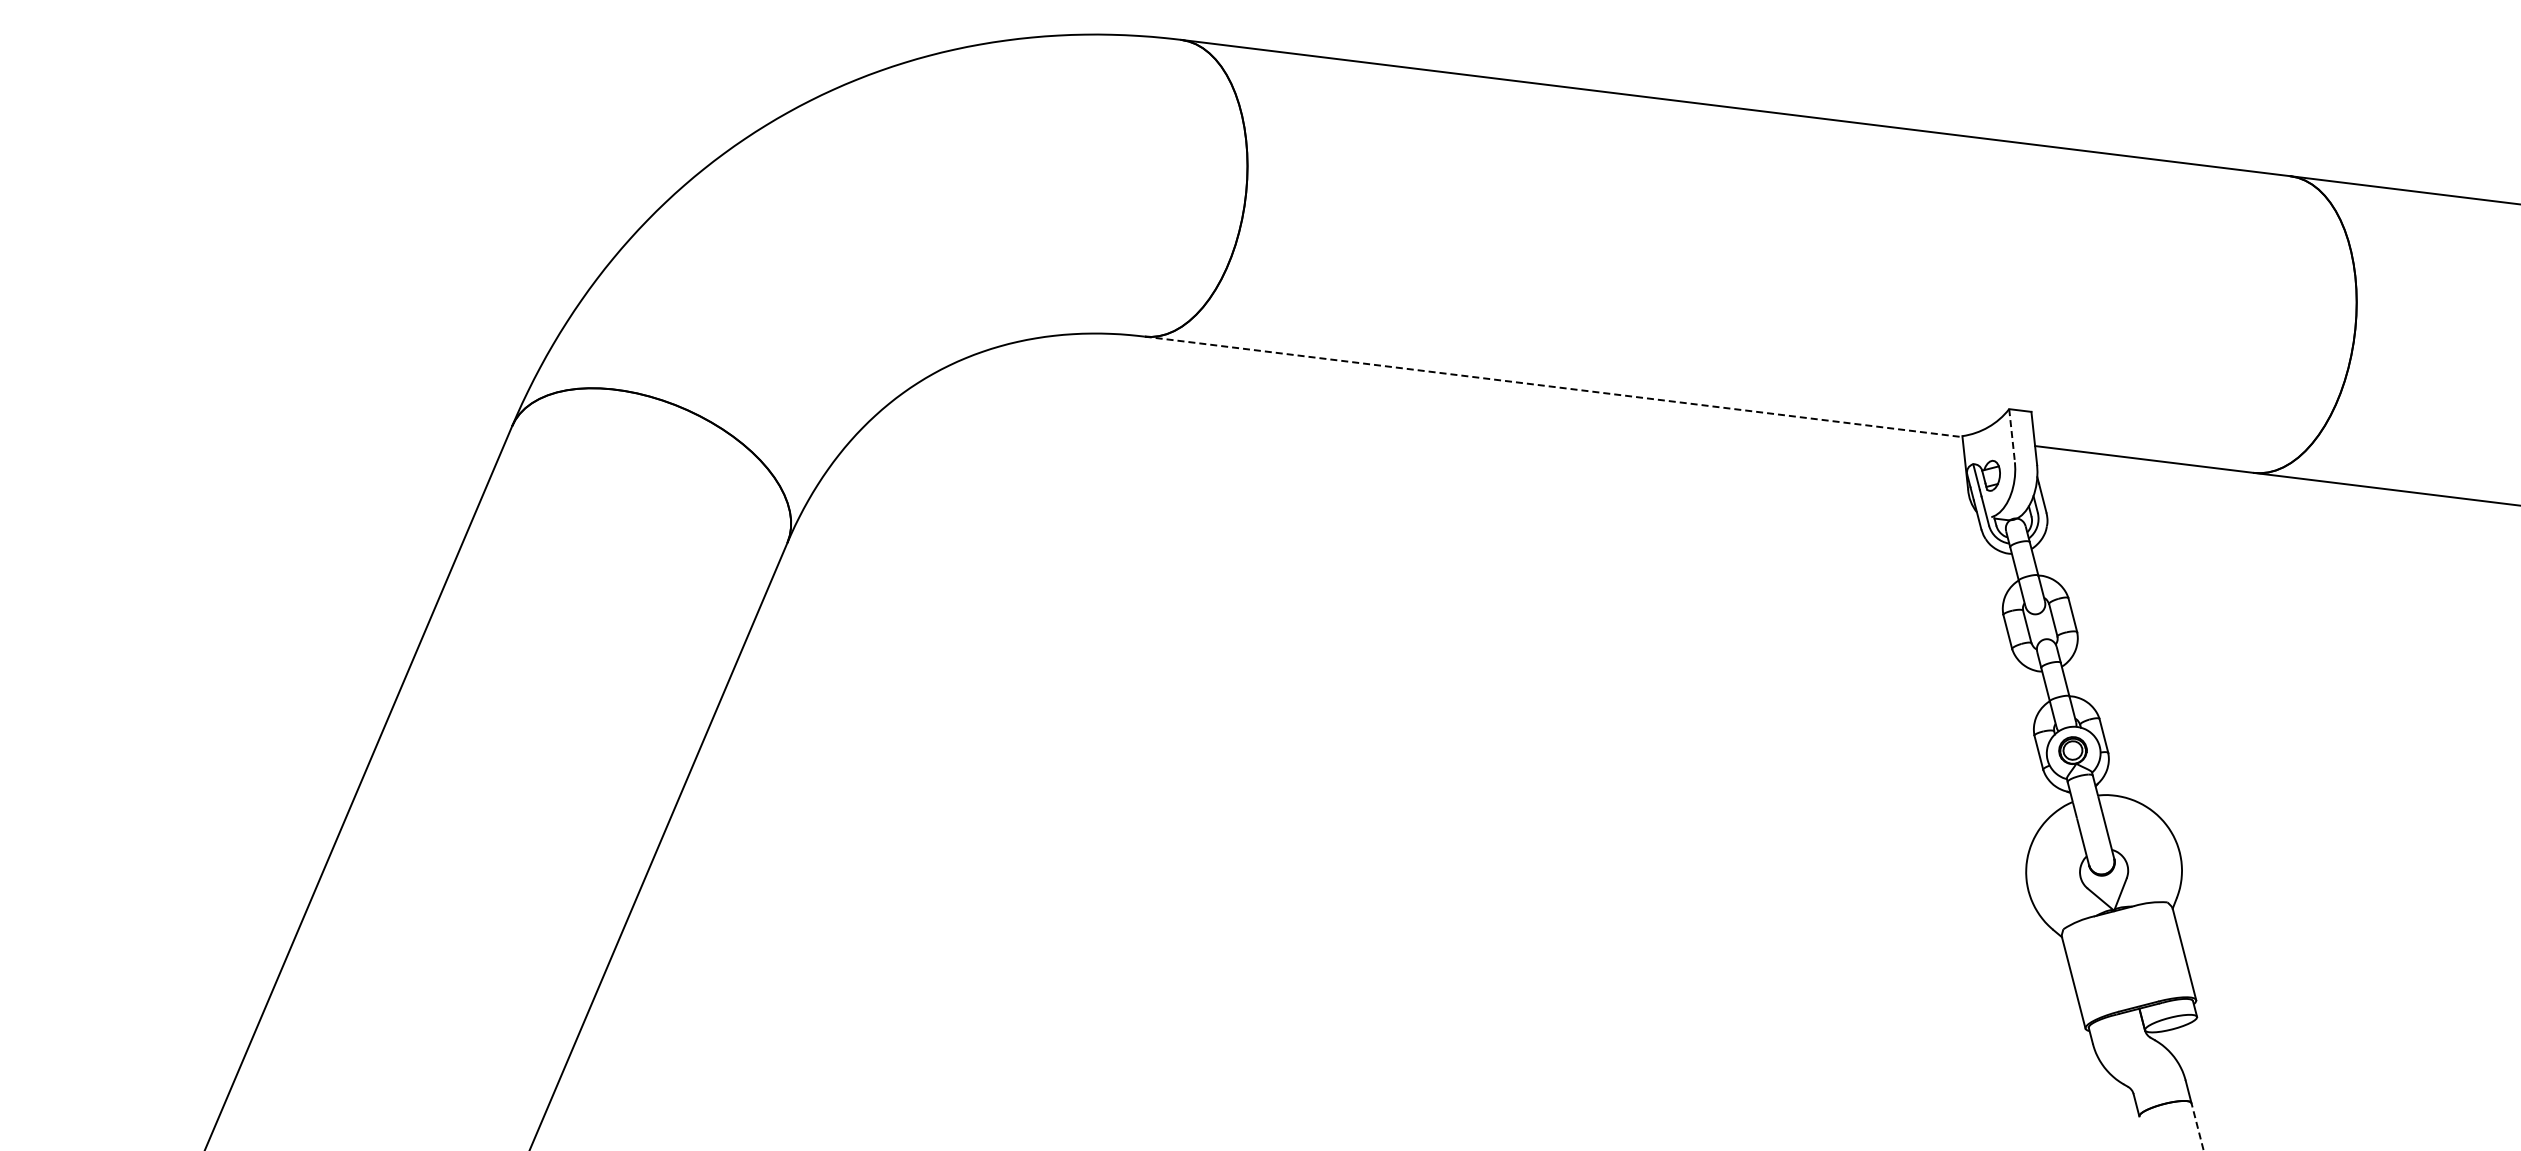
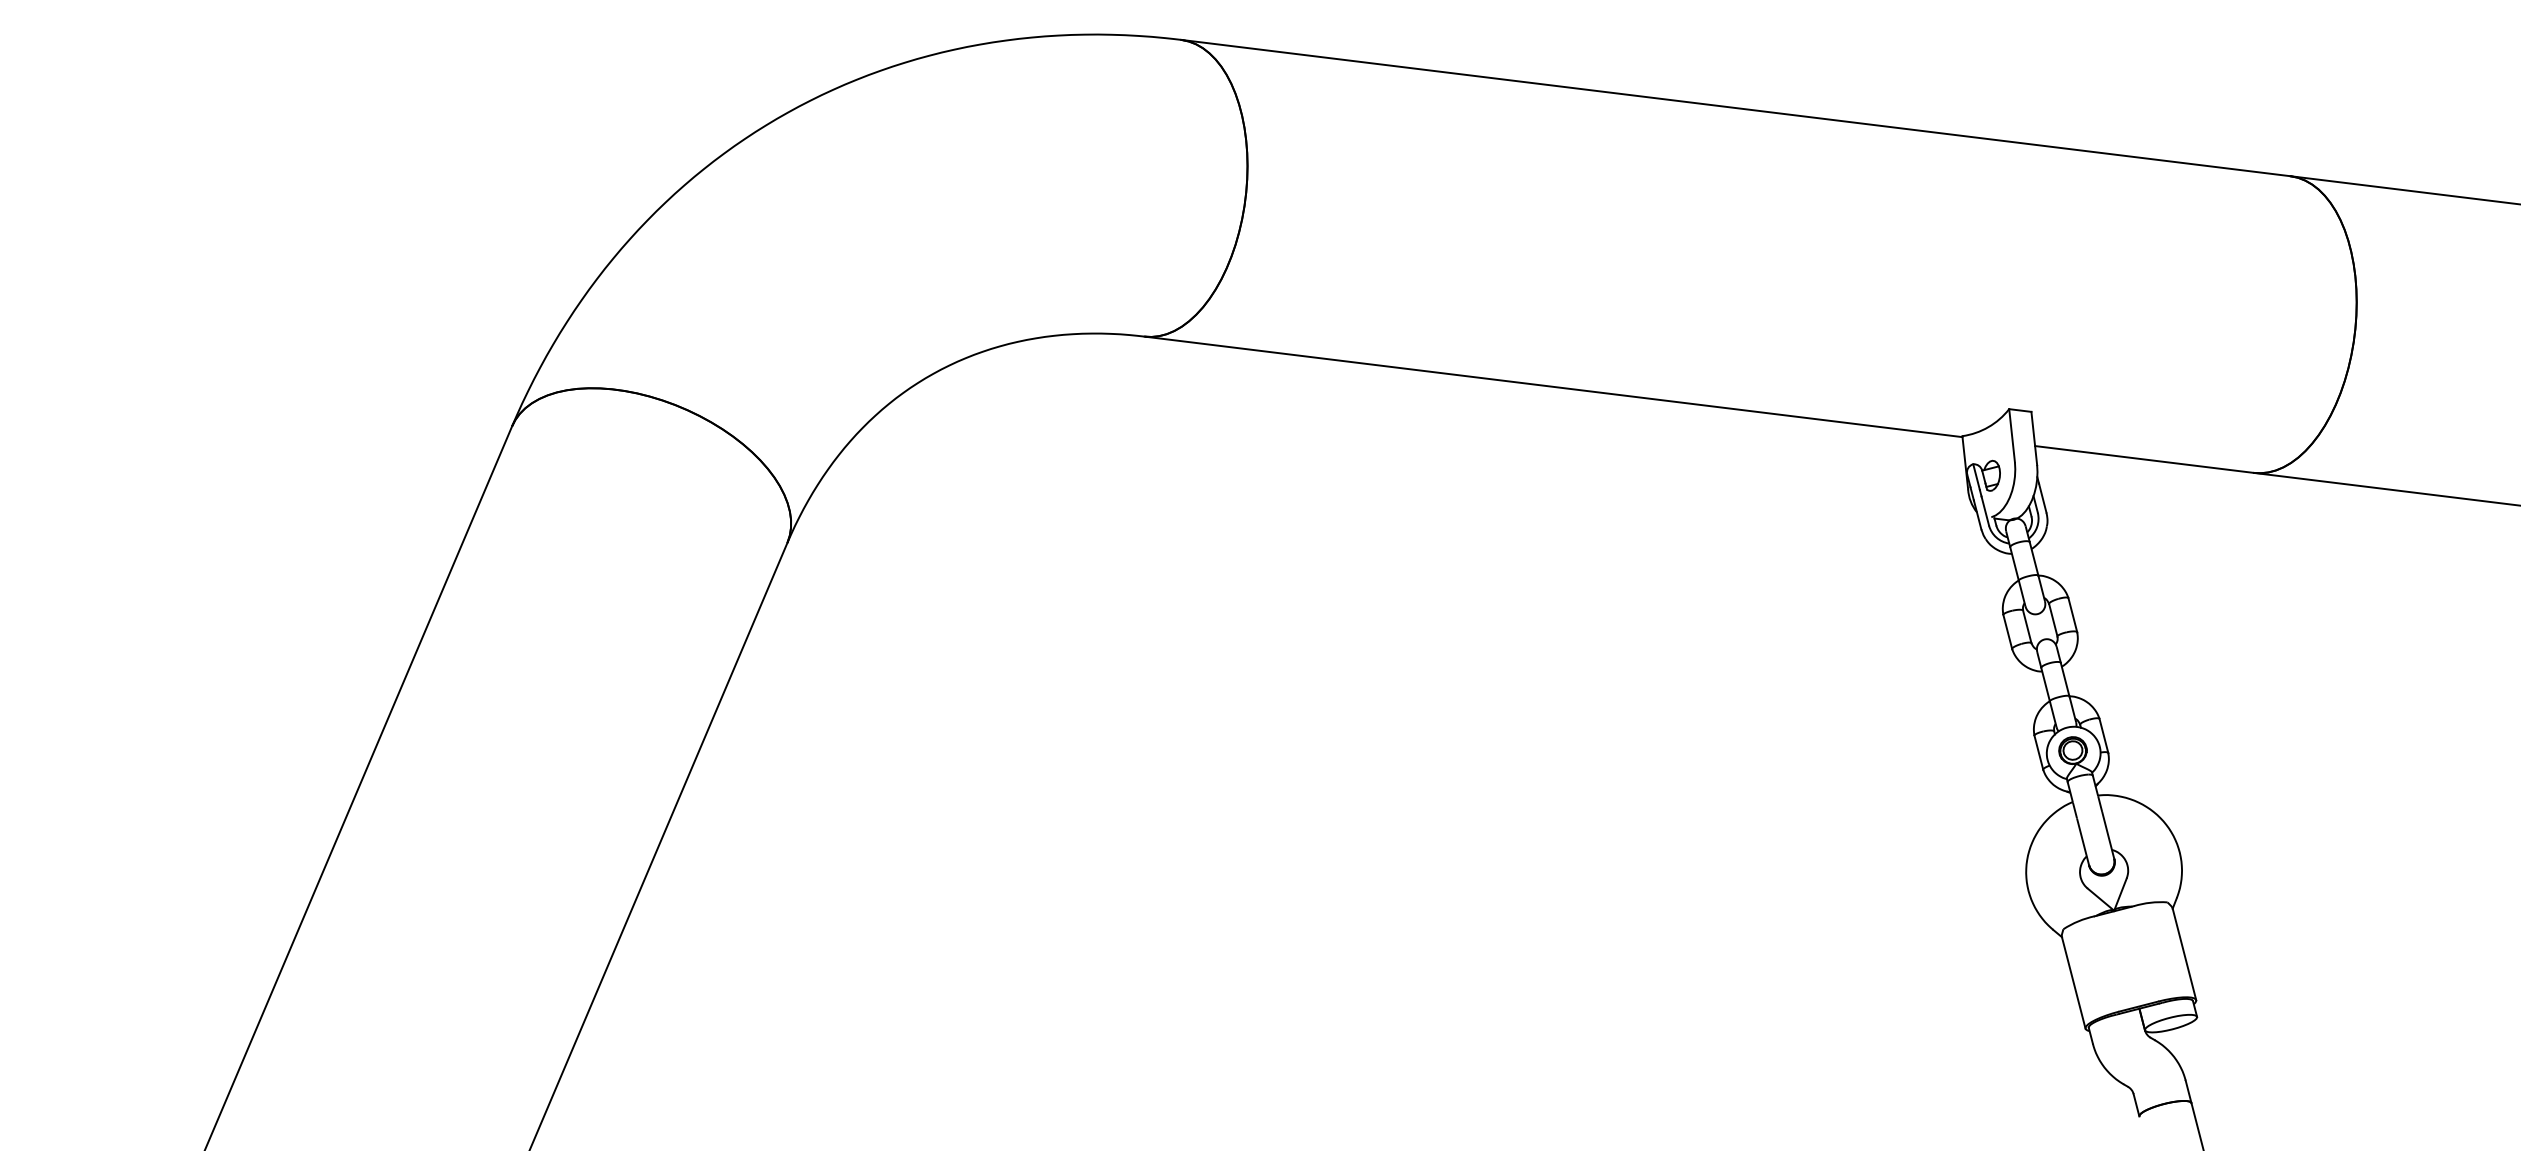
line: dashed -> solid (1553, 386)
line: dashed -> solid (2012, 435)
line: dashed -> solid (2197, 1126)
